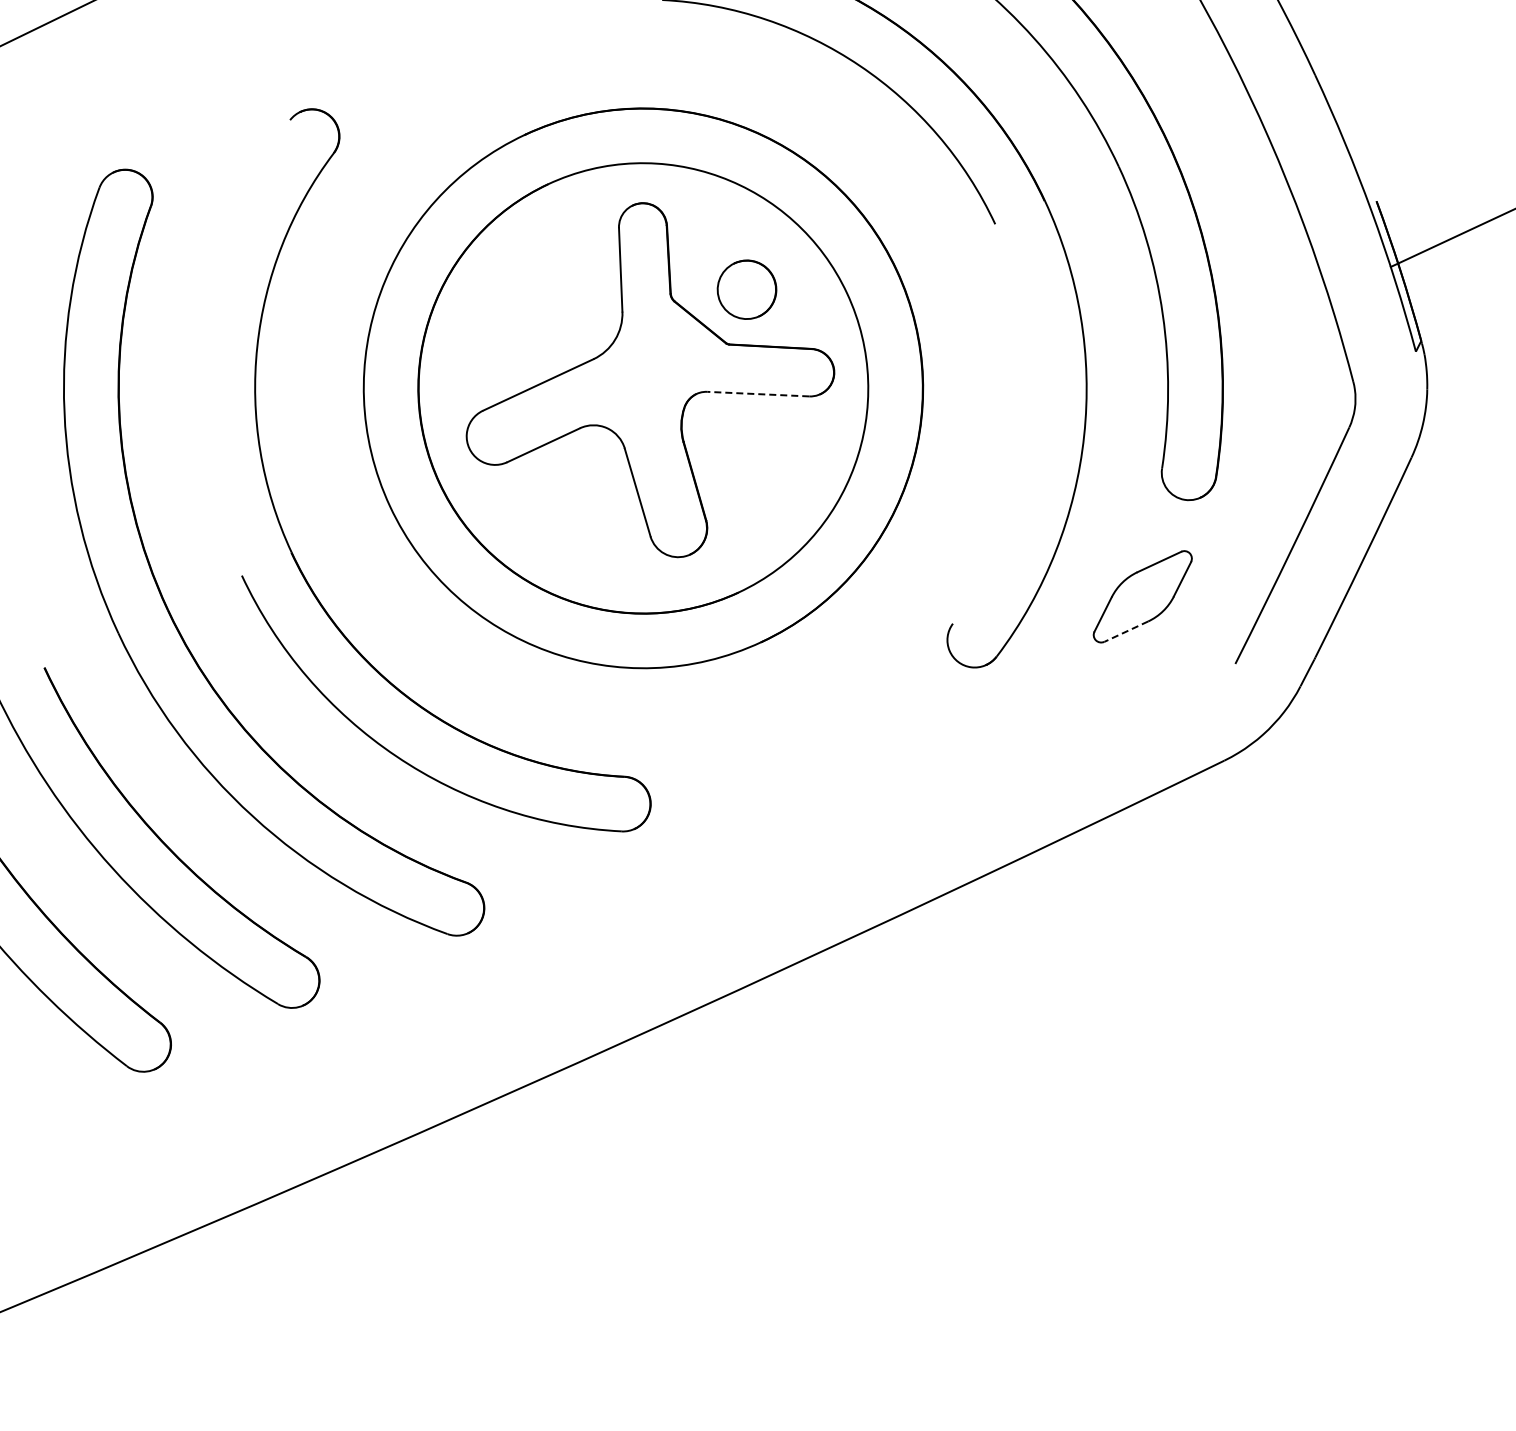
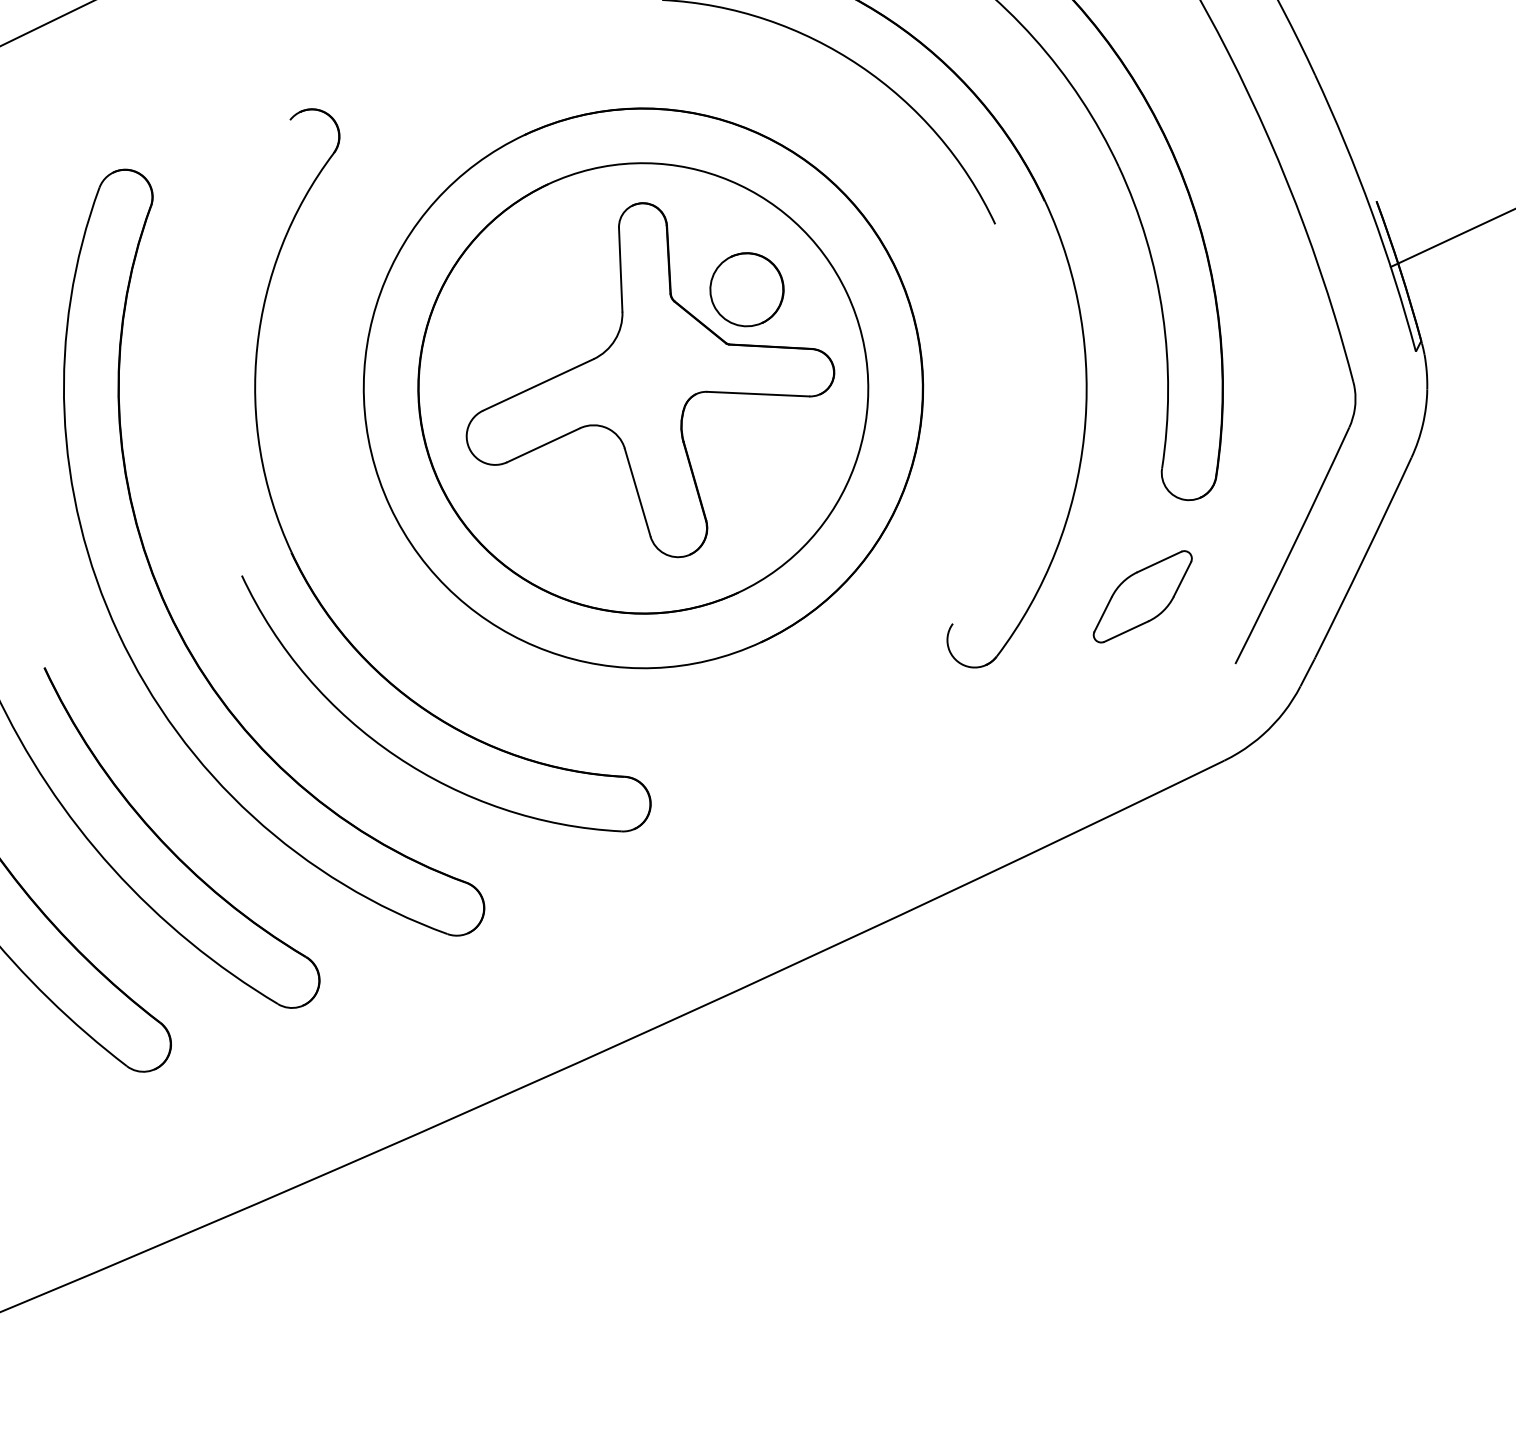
part size: 62x61 px -> 76x76 px (746, 289)
line: dashed -> solid (757, 394)
line: dashed -> solid (1125, 631)
